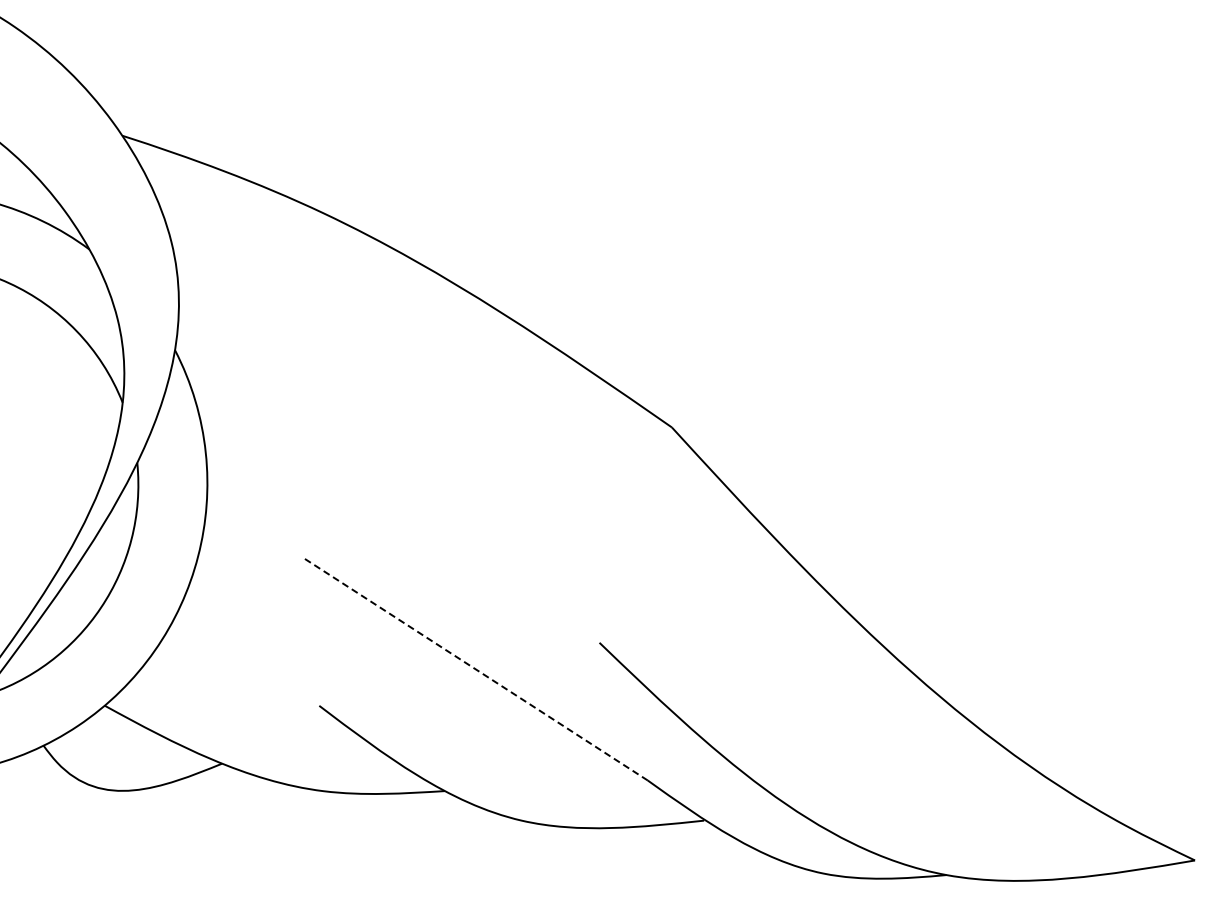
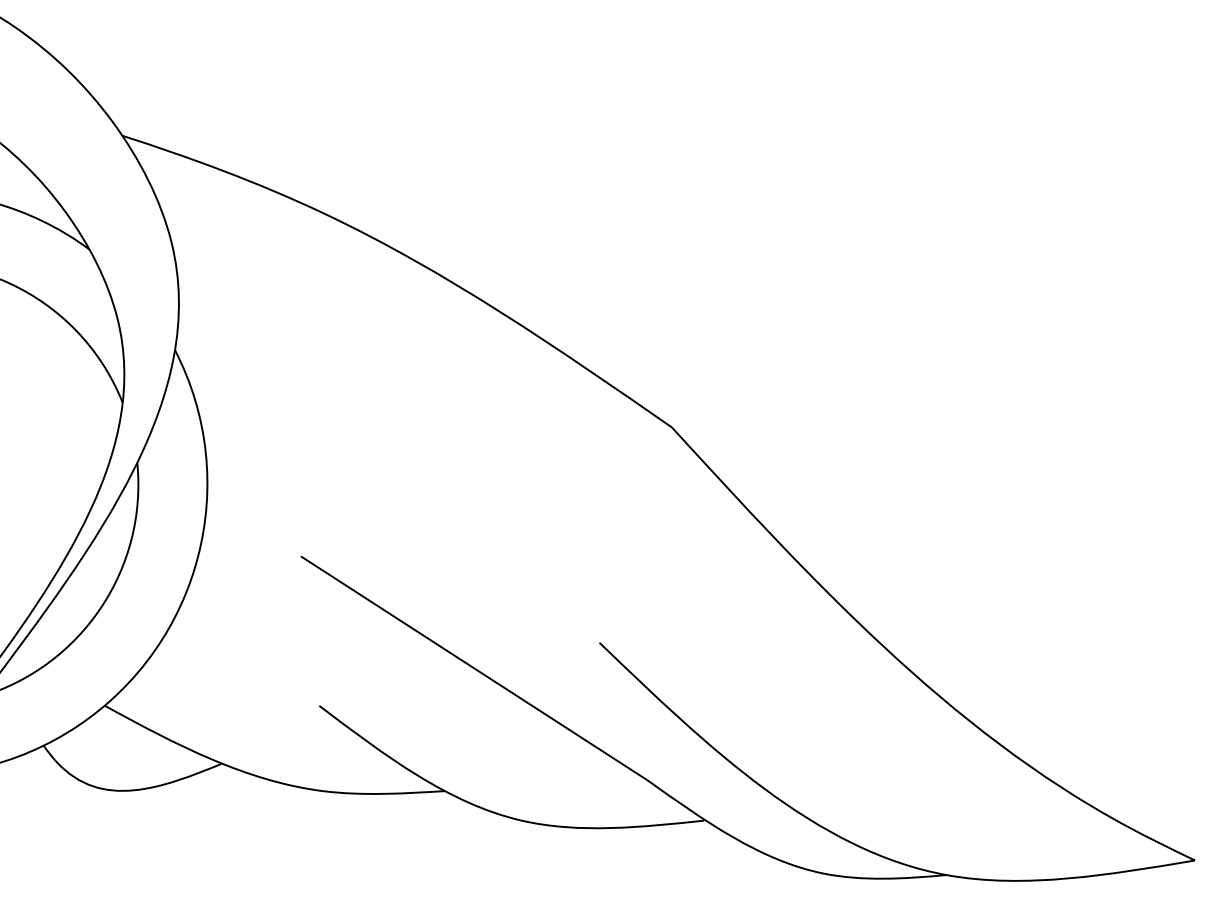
line: dashed -> solid (474, 668)
